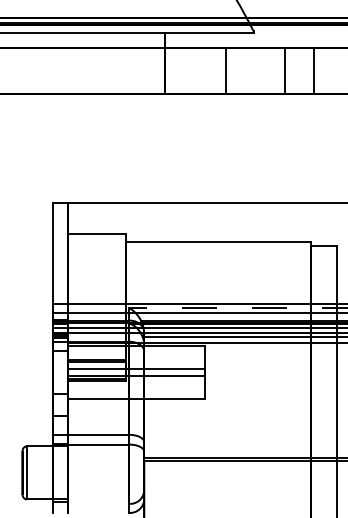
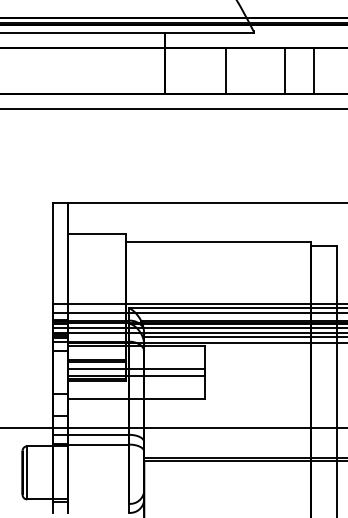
line: none -> present (173, 108)
line: dashed -> solid (237, 308)
line: none -> present (173, 428)
